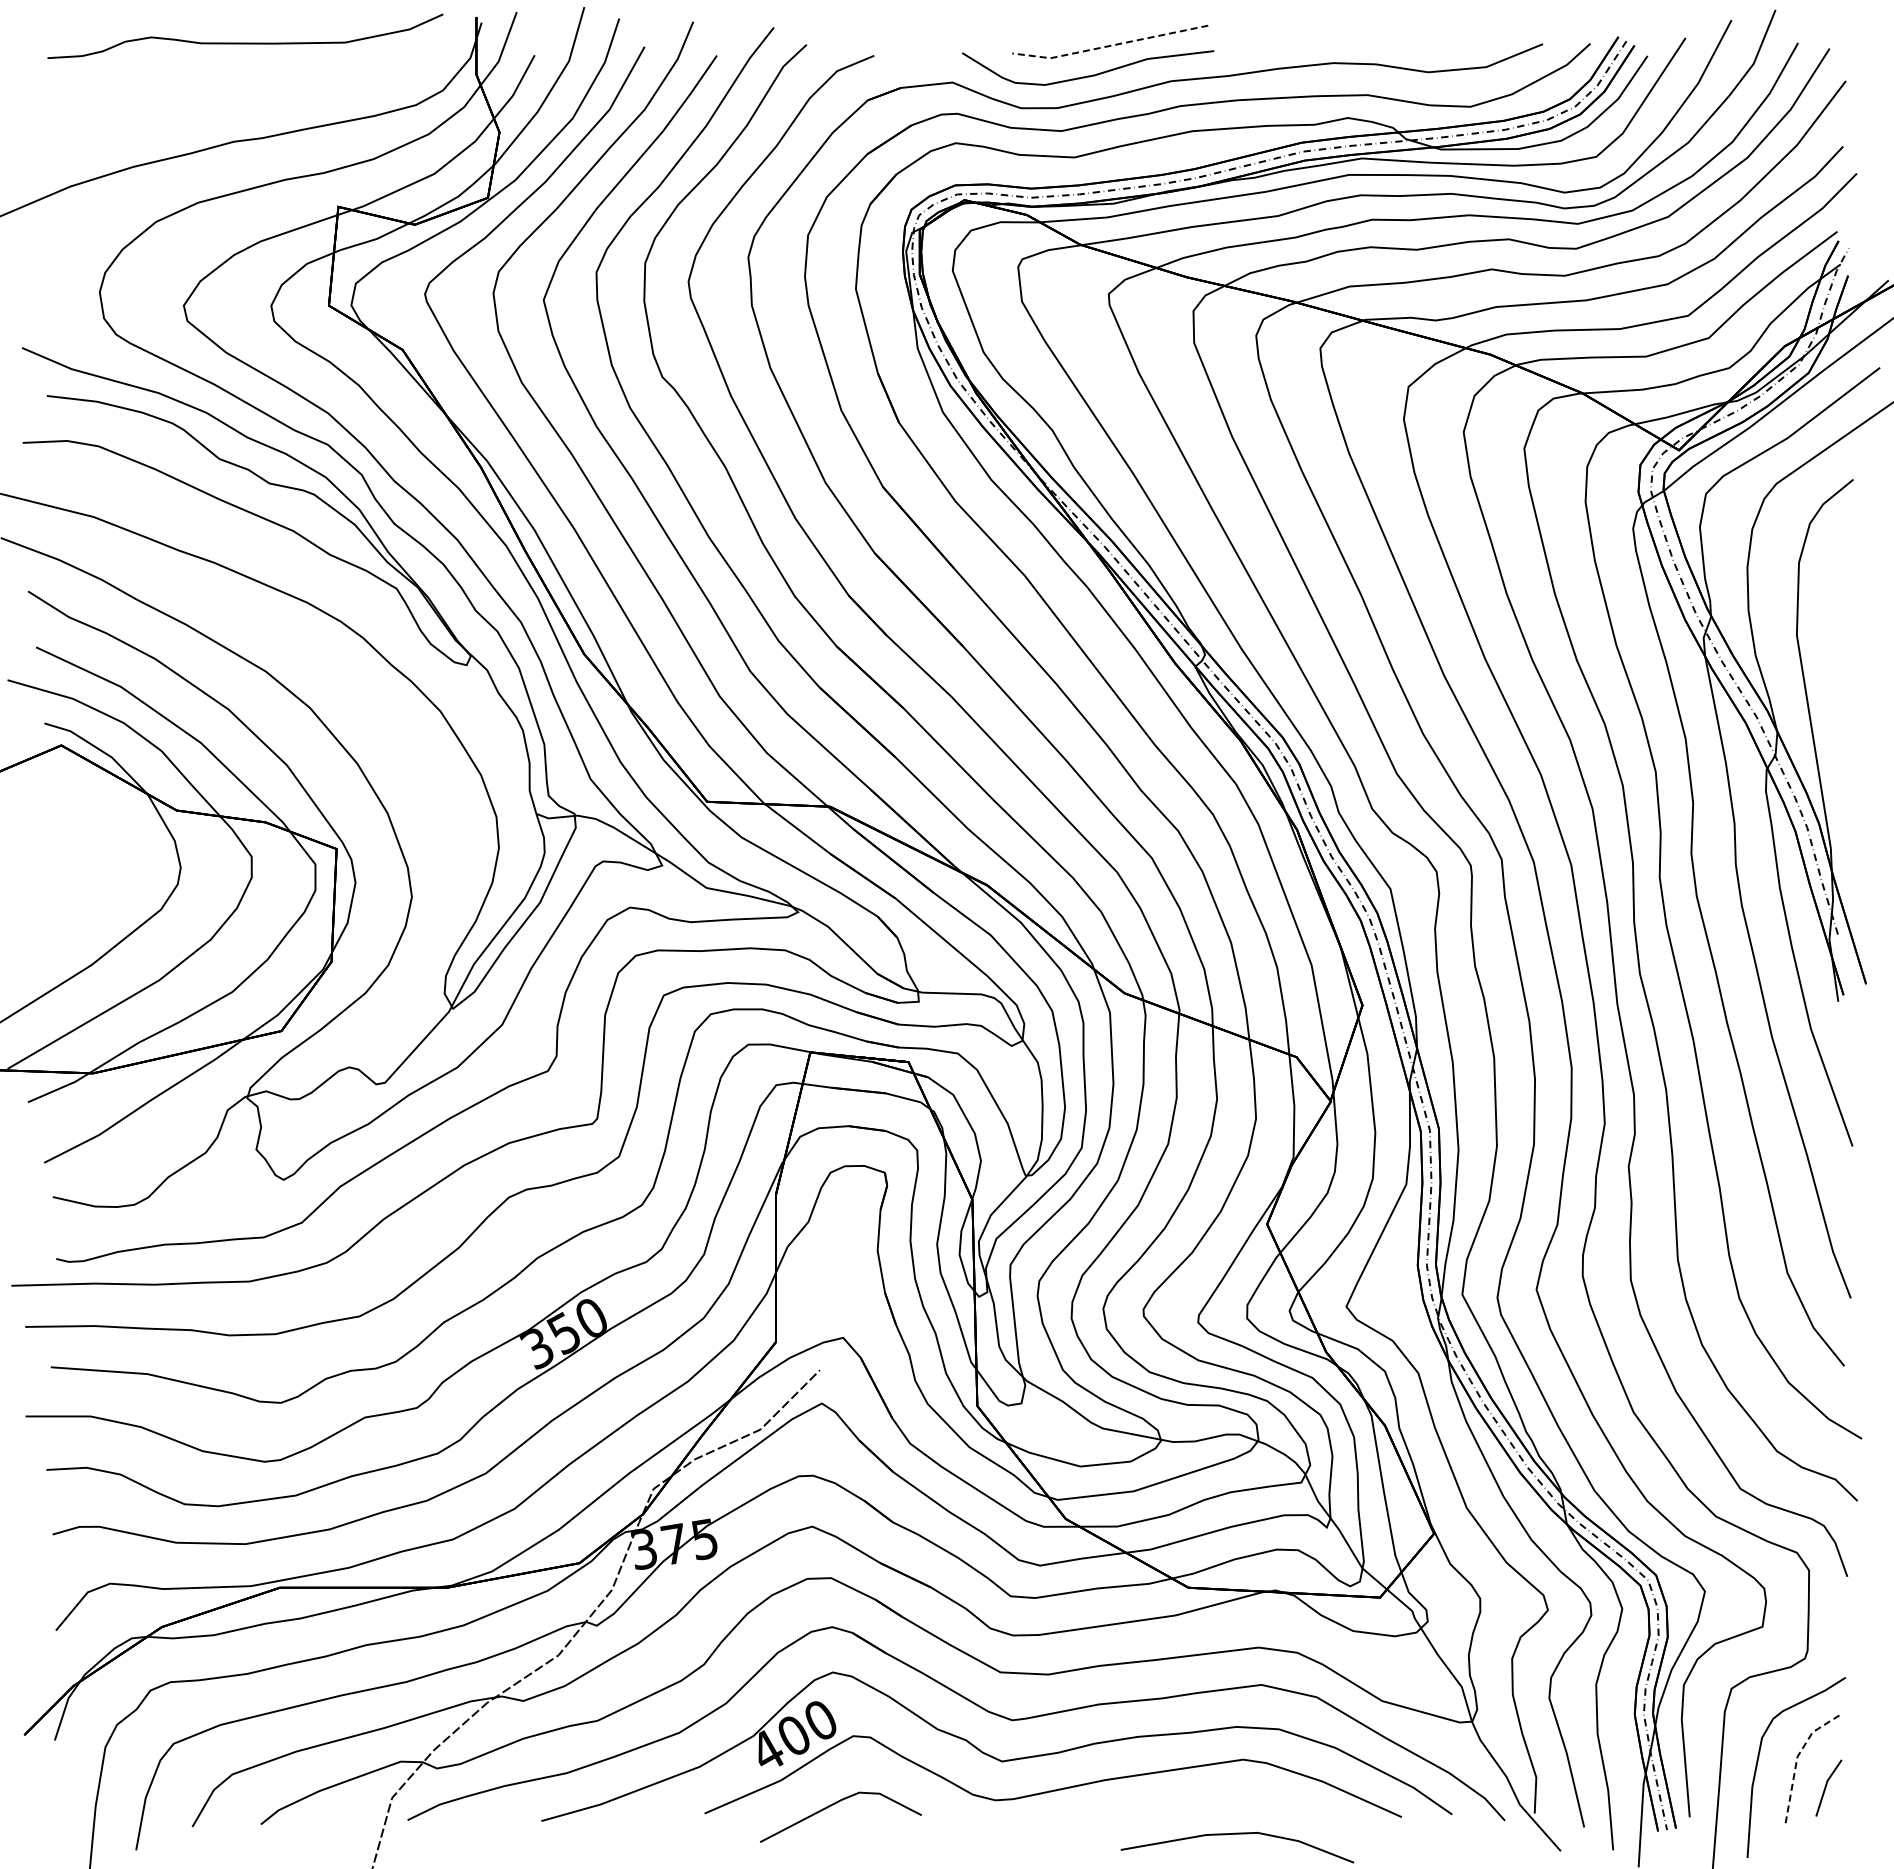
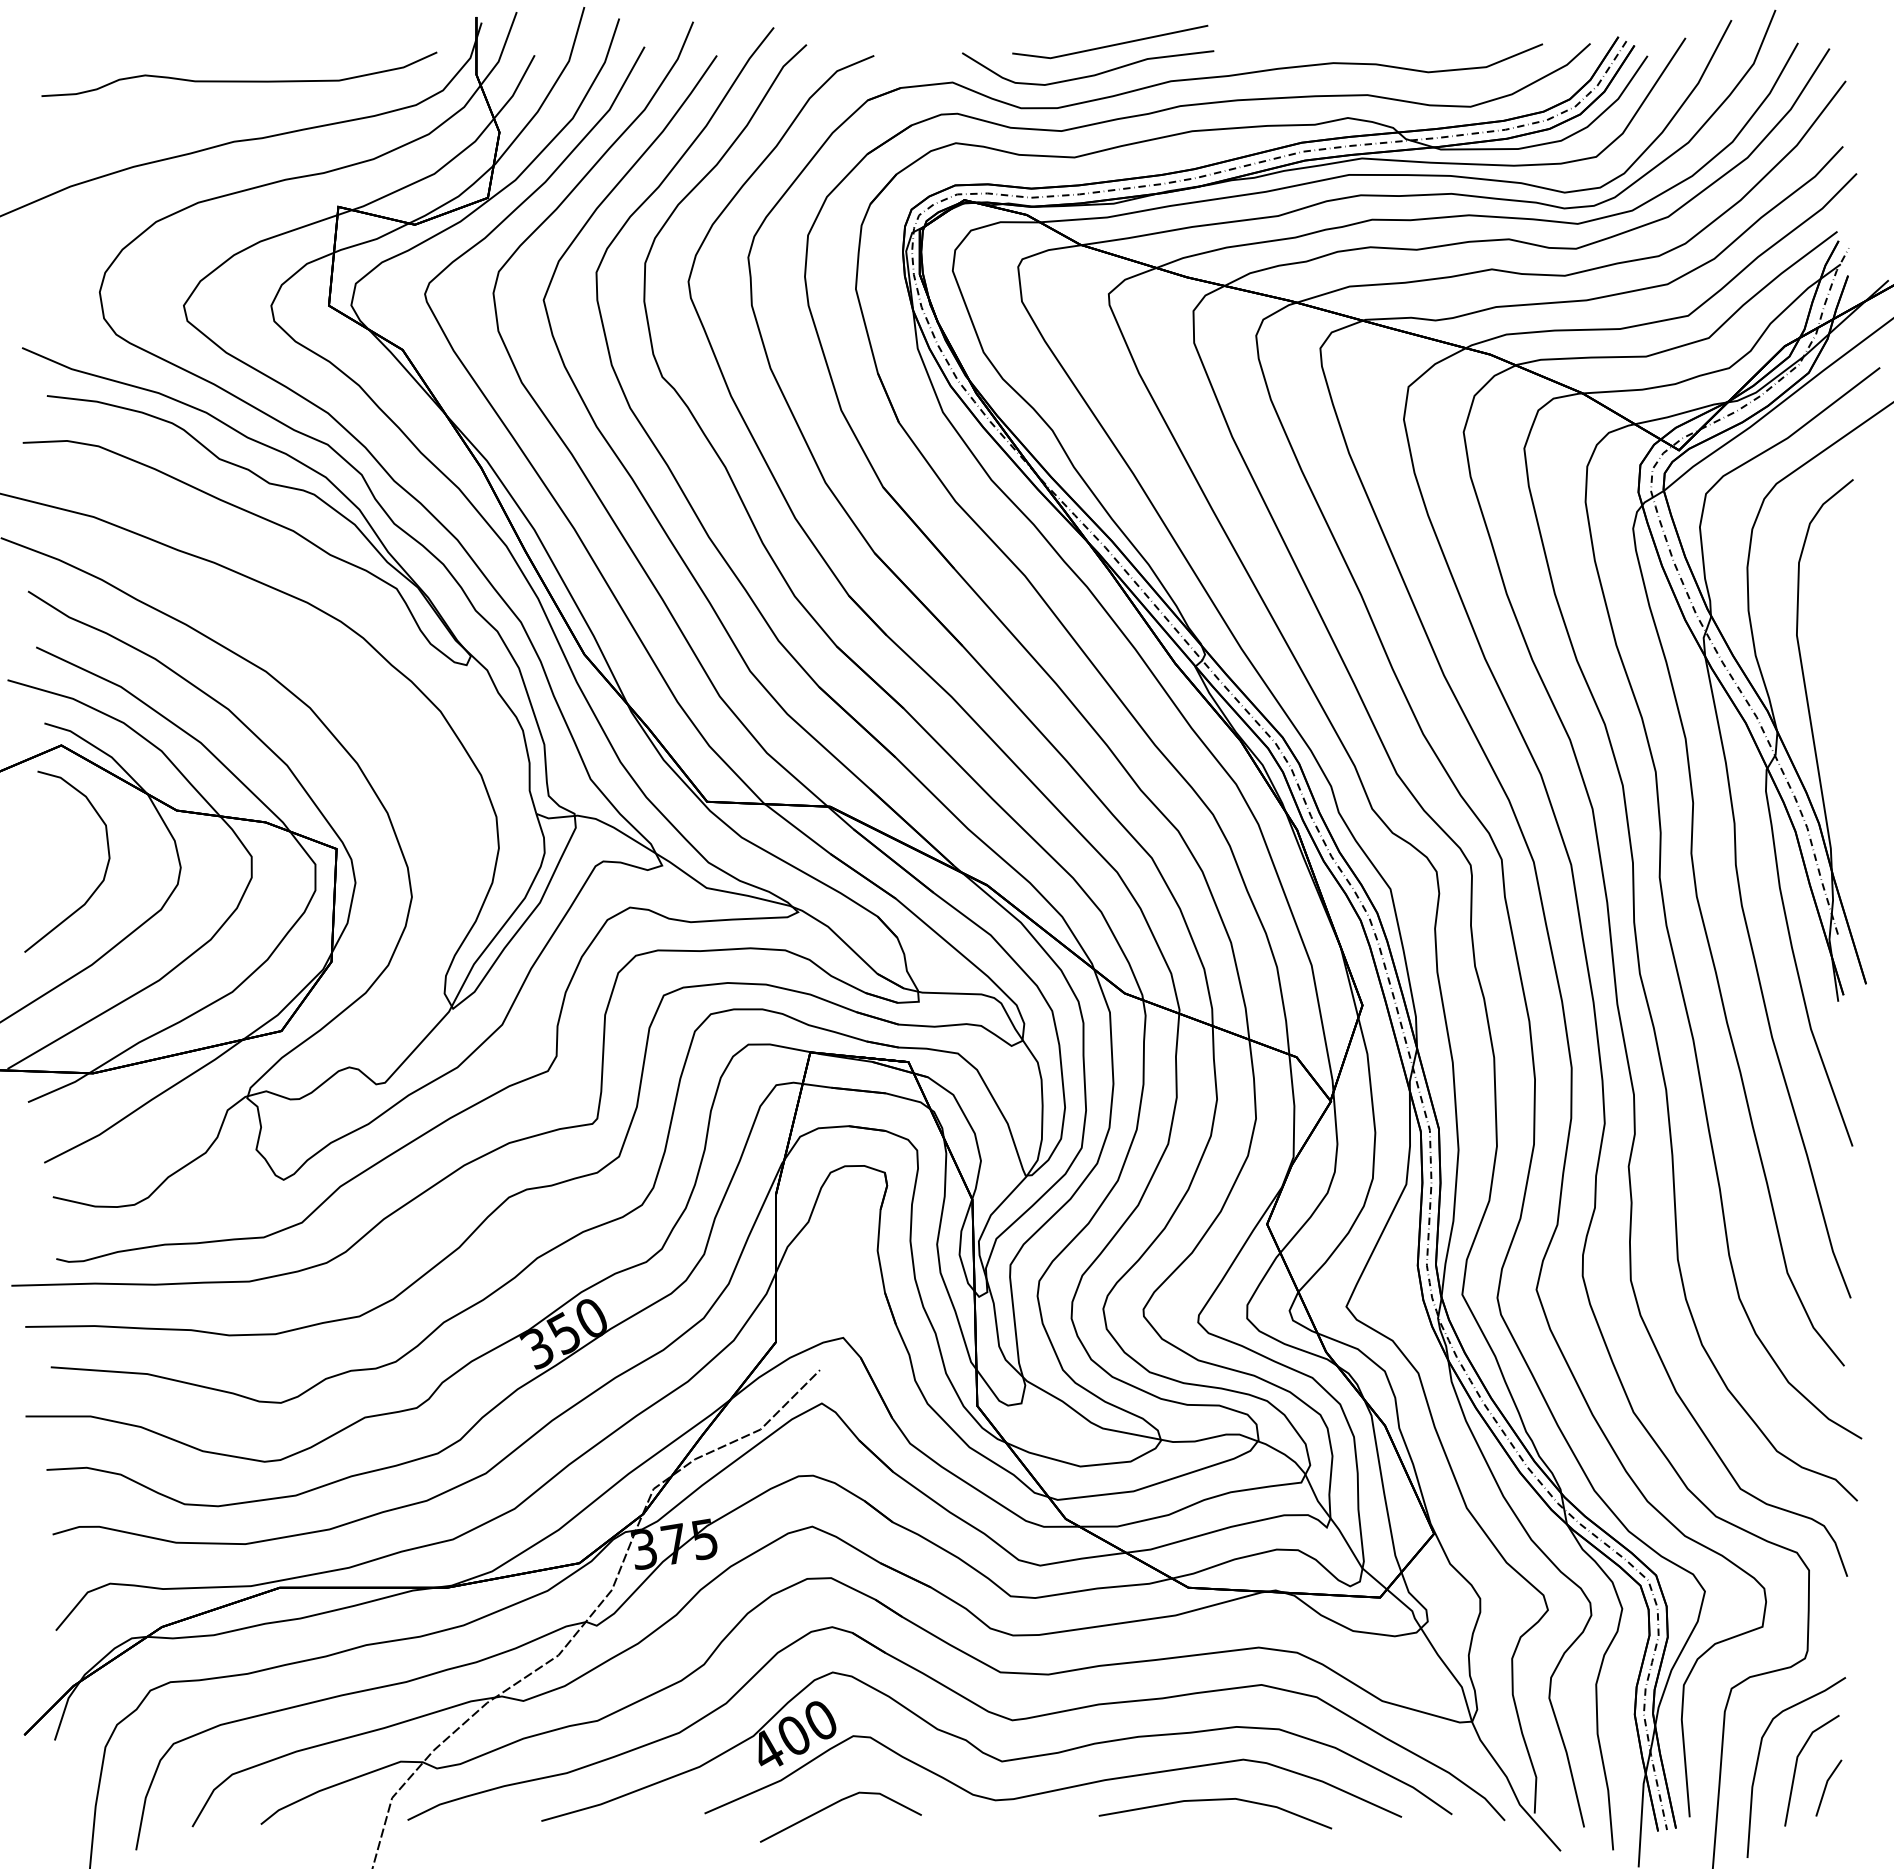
curve position: (245, 42) -> (239, 80) (239, 80)
line: dashed -> solid (1109, 45)
curve: none -> present (104, 872)
line: dashed -> solid (1796, 1760)
line position: (1237, 1834) -> (1215, 1800) (1215, 1800)
